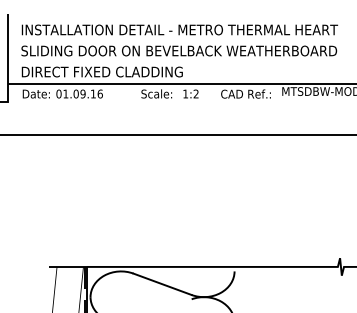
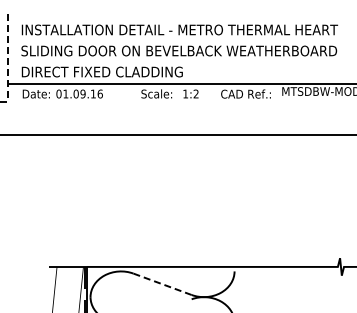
line: solid -> dashed (7, 61)
line: solid -> dashed (163, 284)
